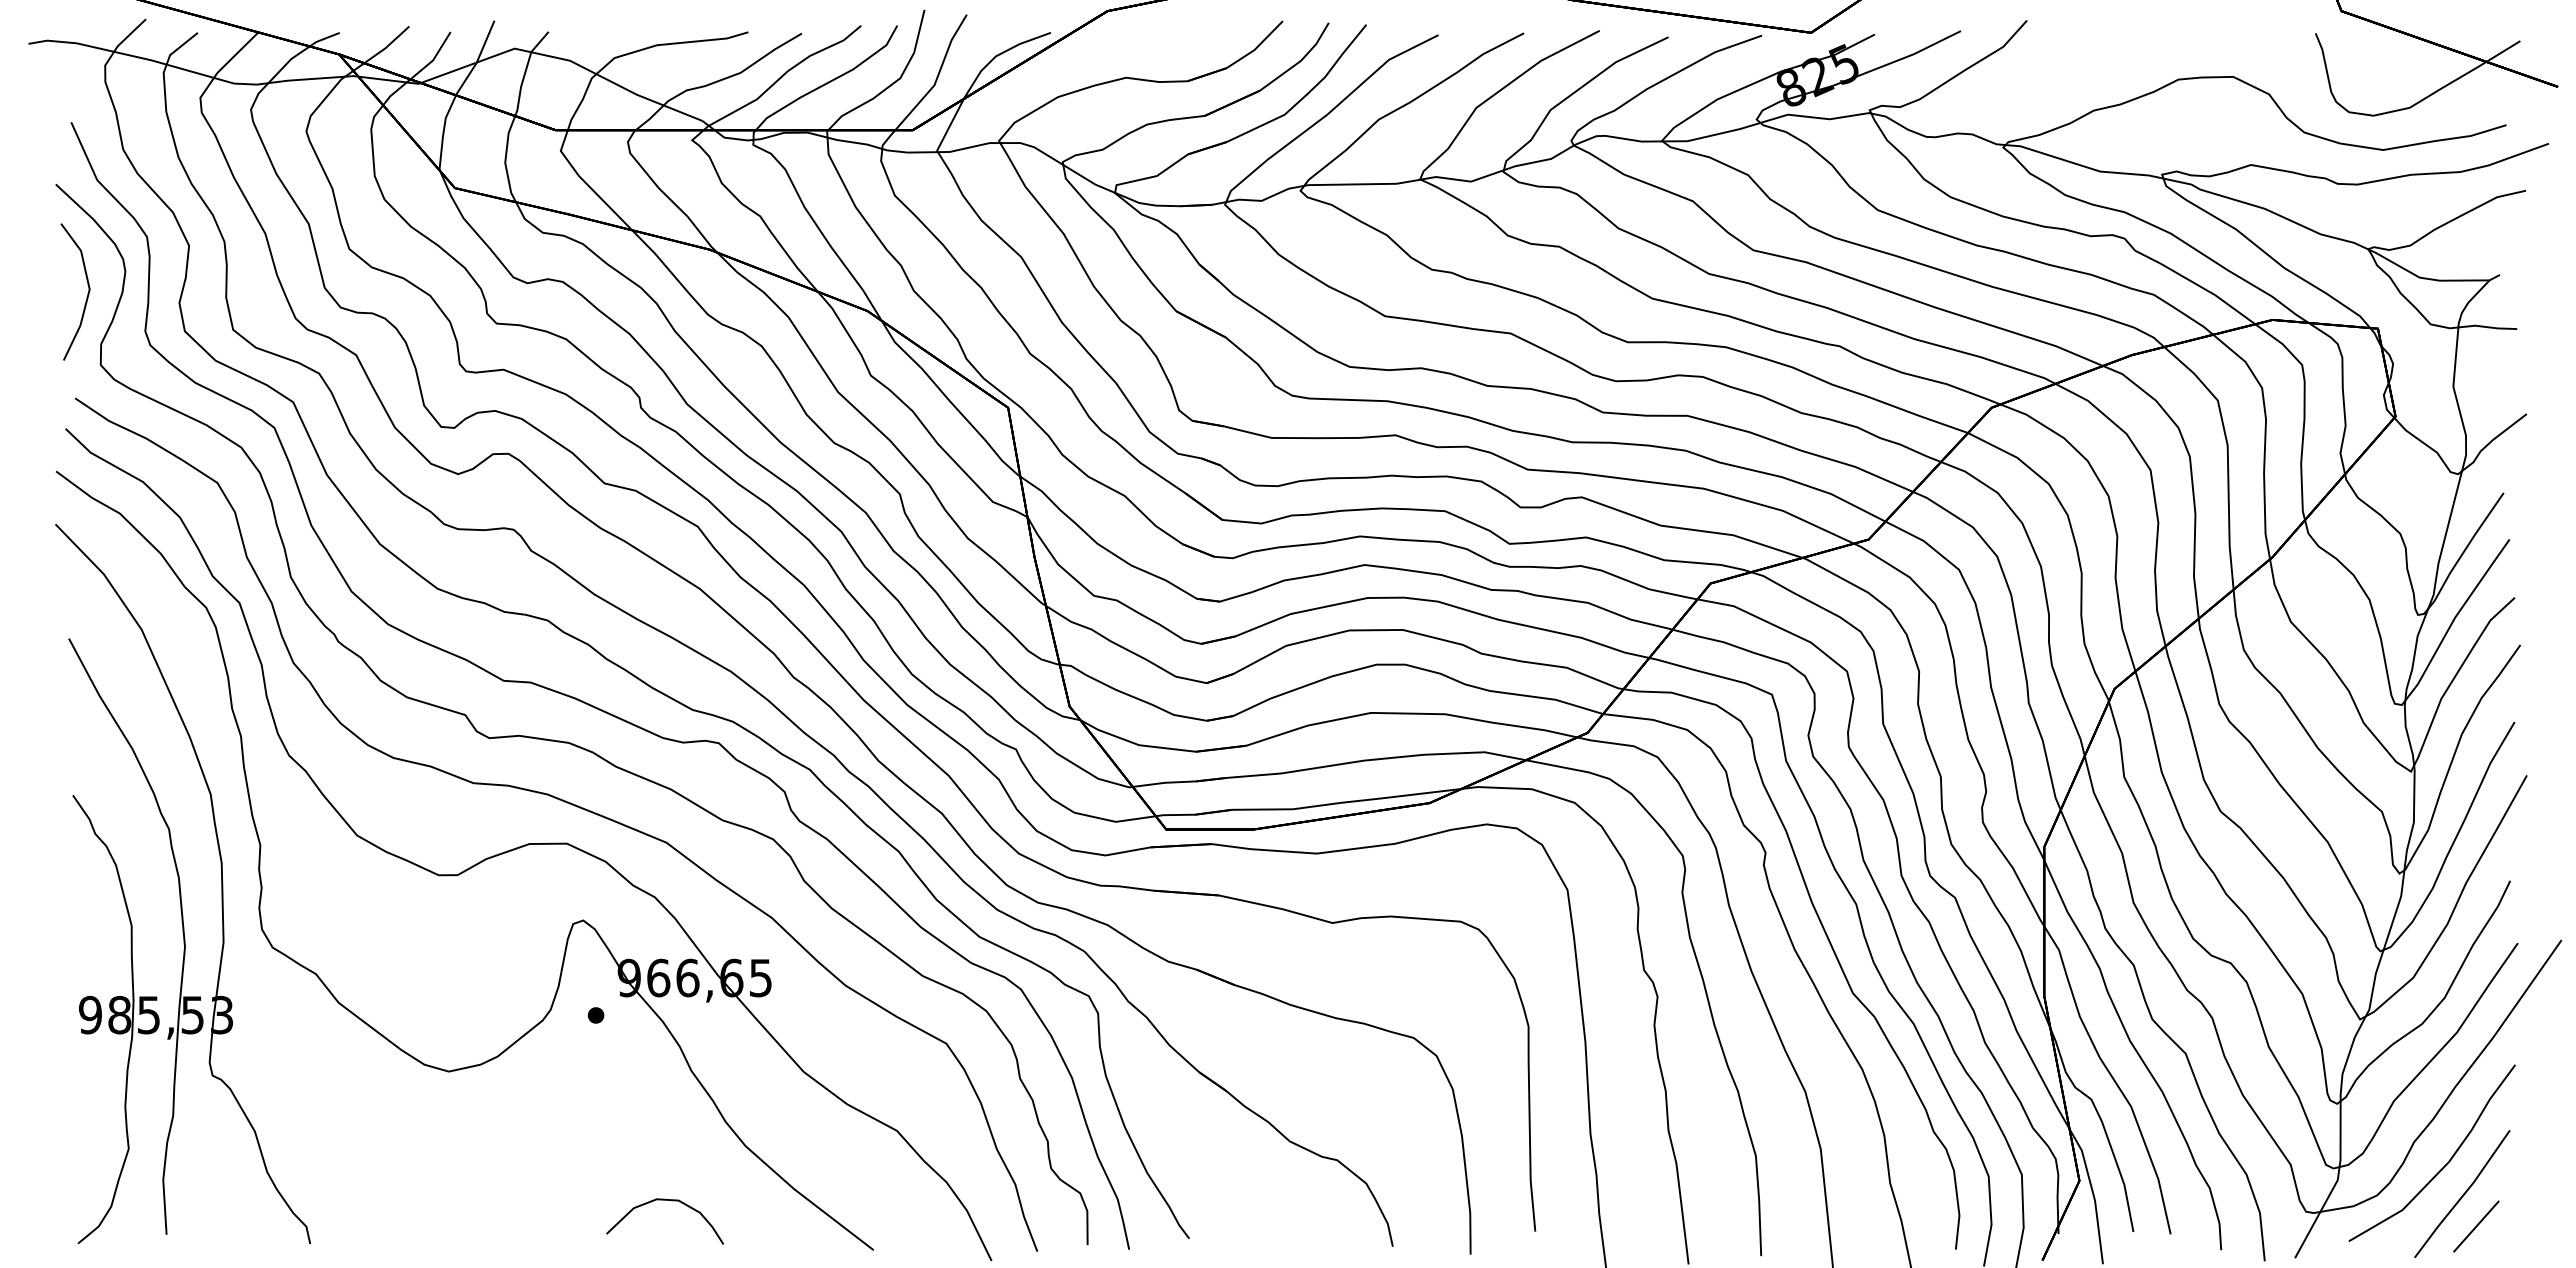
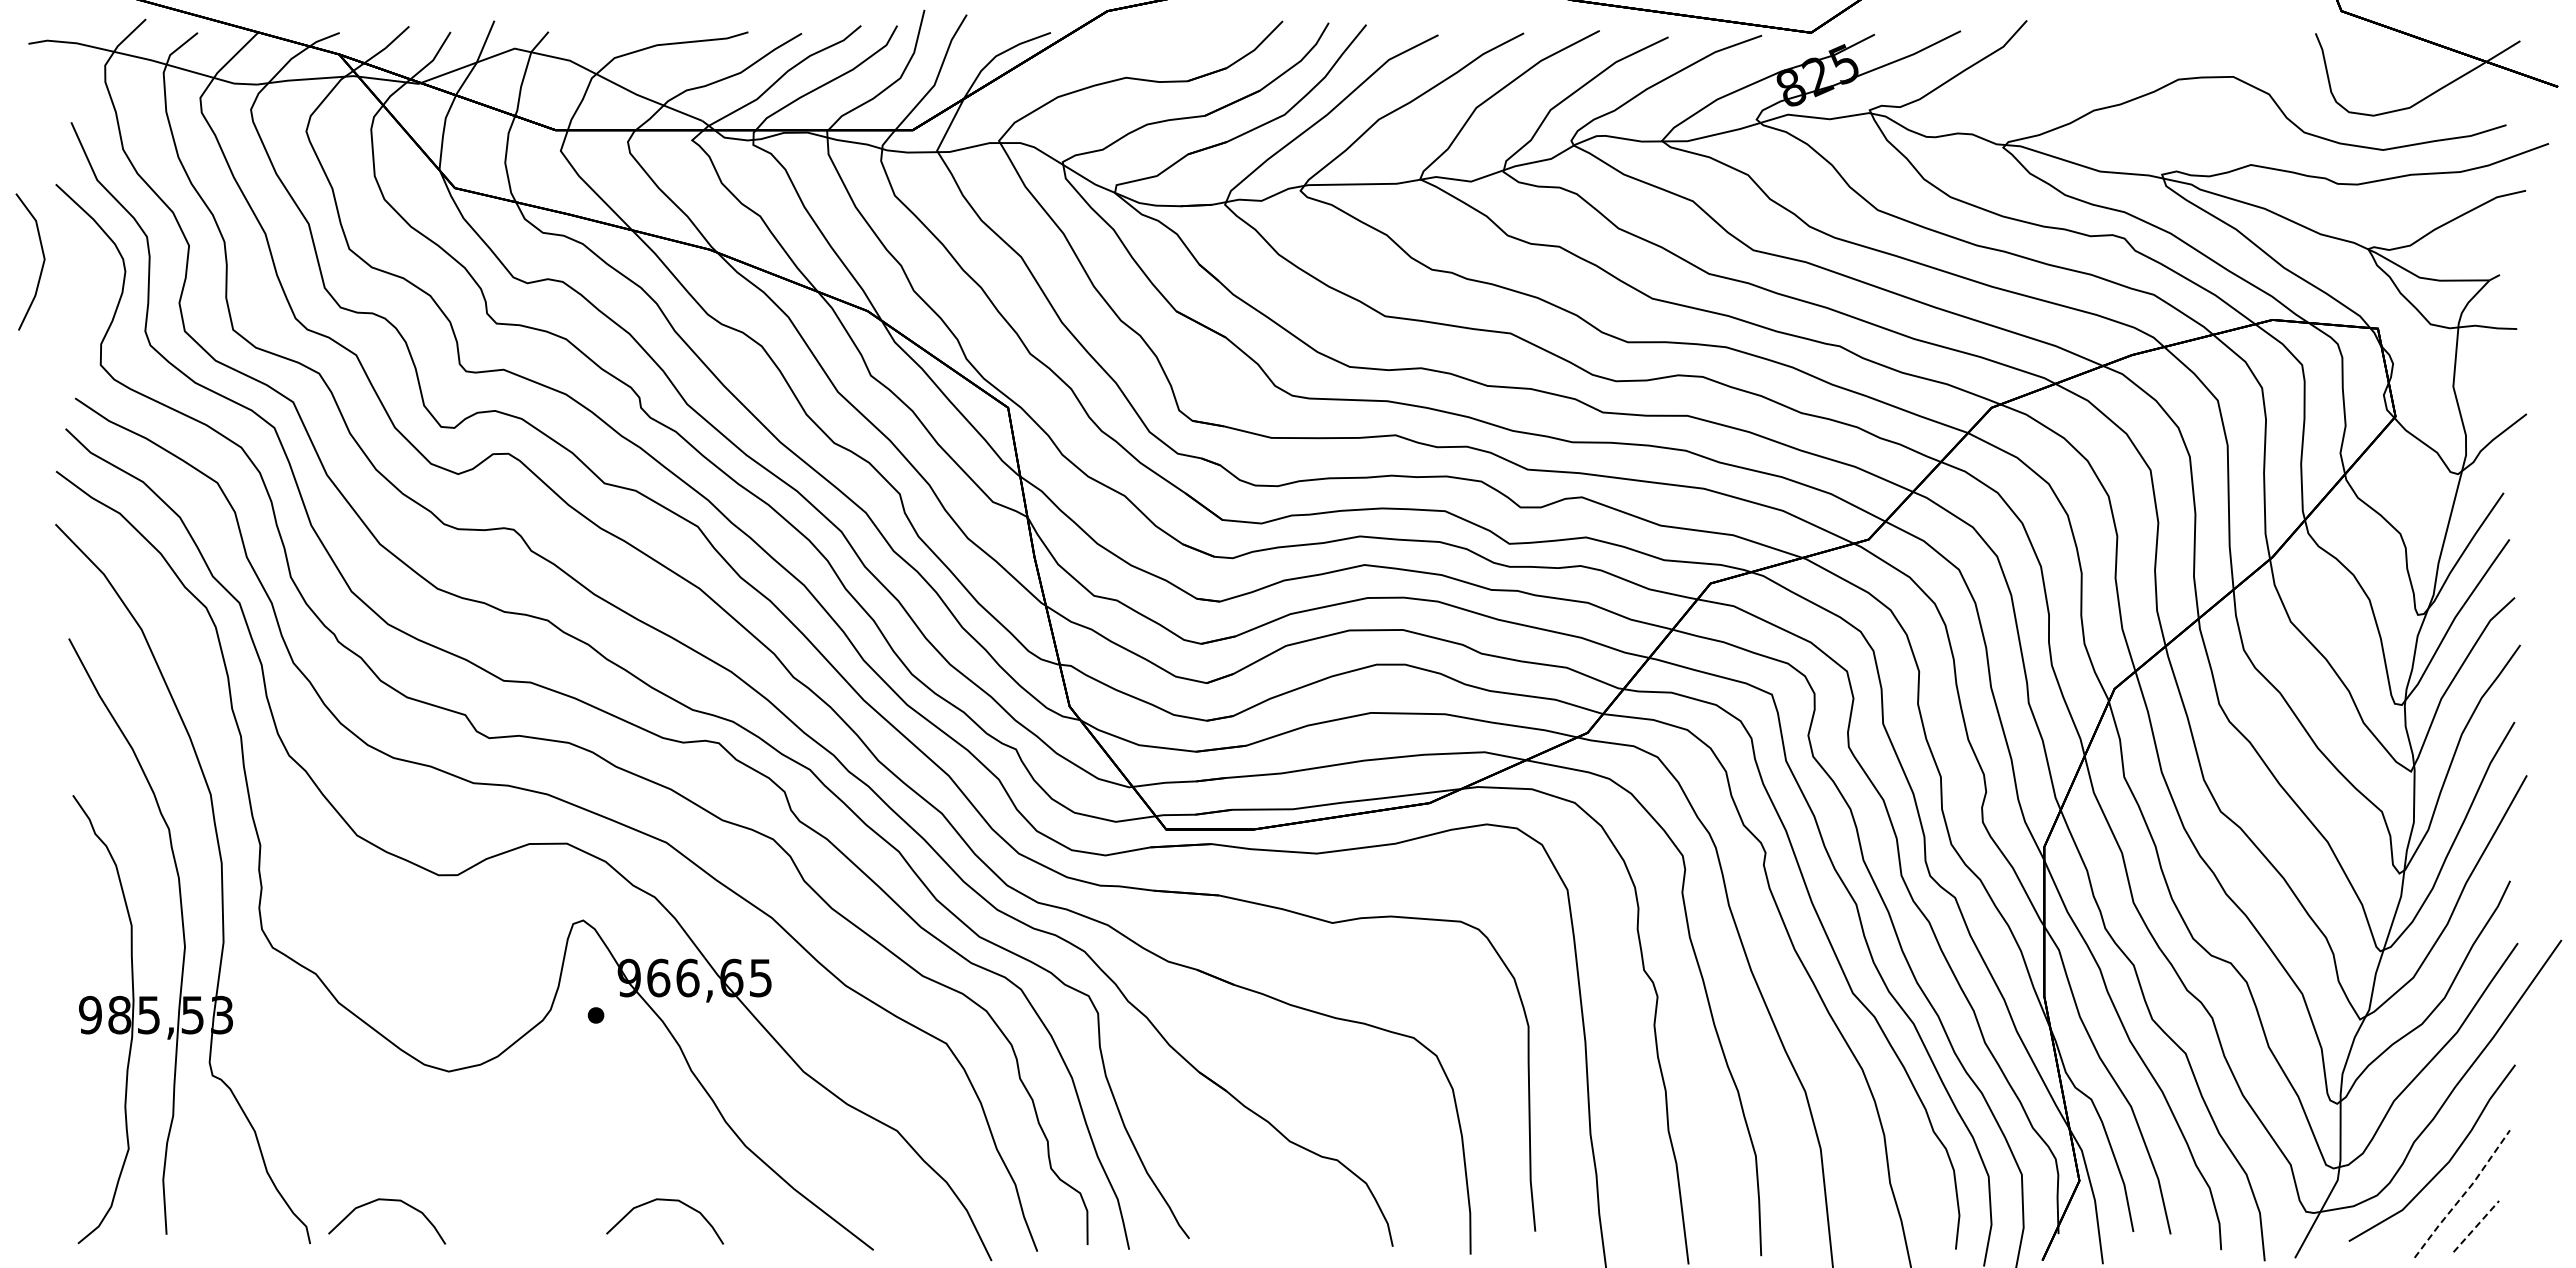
line position: (87, 293) -> (42, 263) (42, 263)
line: solid -> dashed (2463, 1195)
curve: none -> present (387, 1200)
line: solid -> dashed (2476, 1226)
